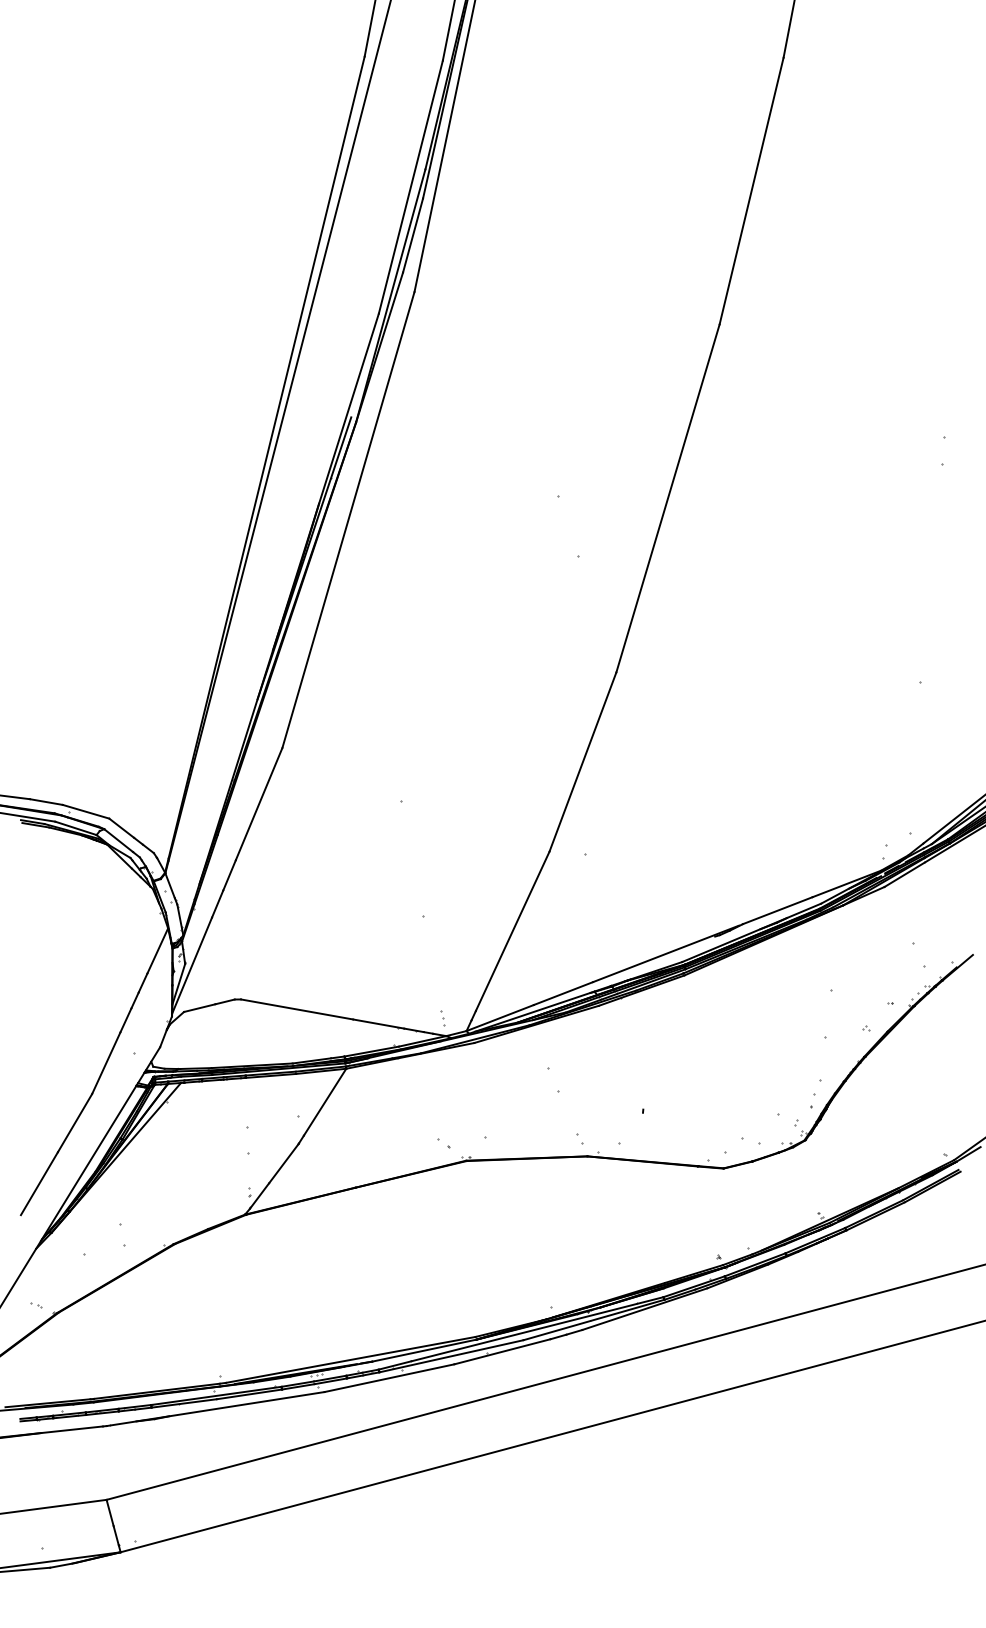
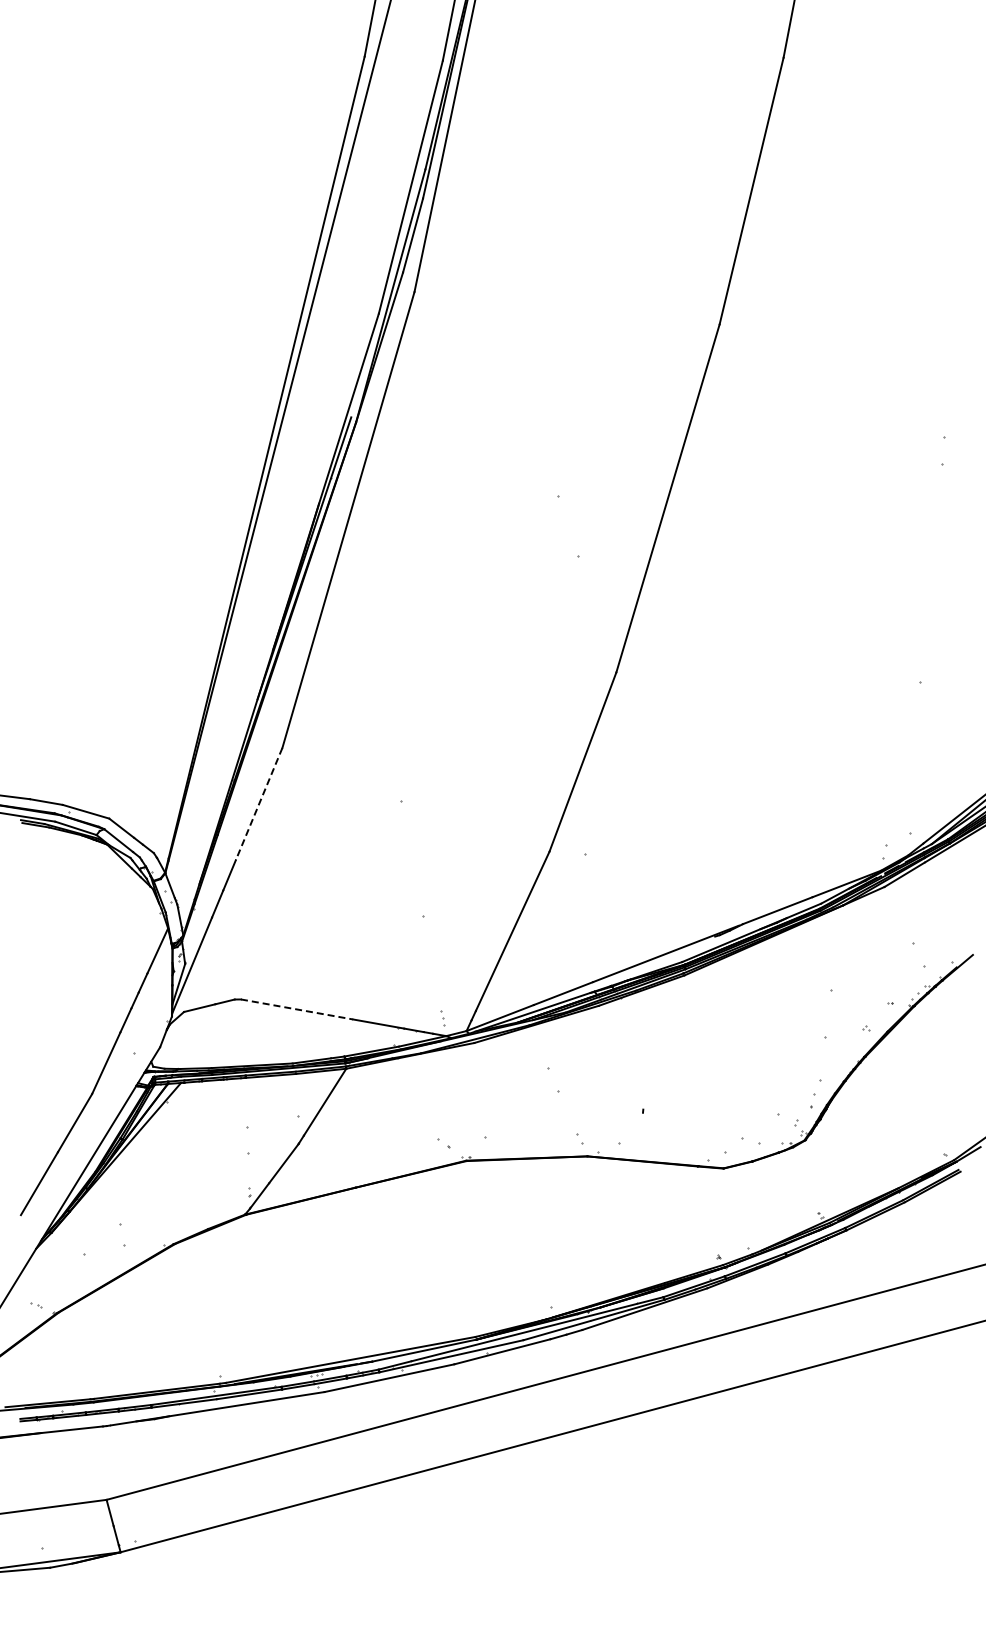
line: solid -> dashed (259, 804)
line: solid -> dashed (297, 1009)
